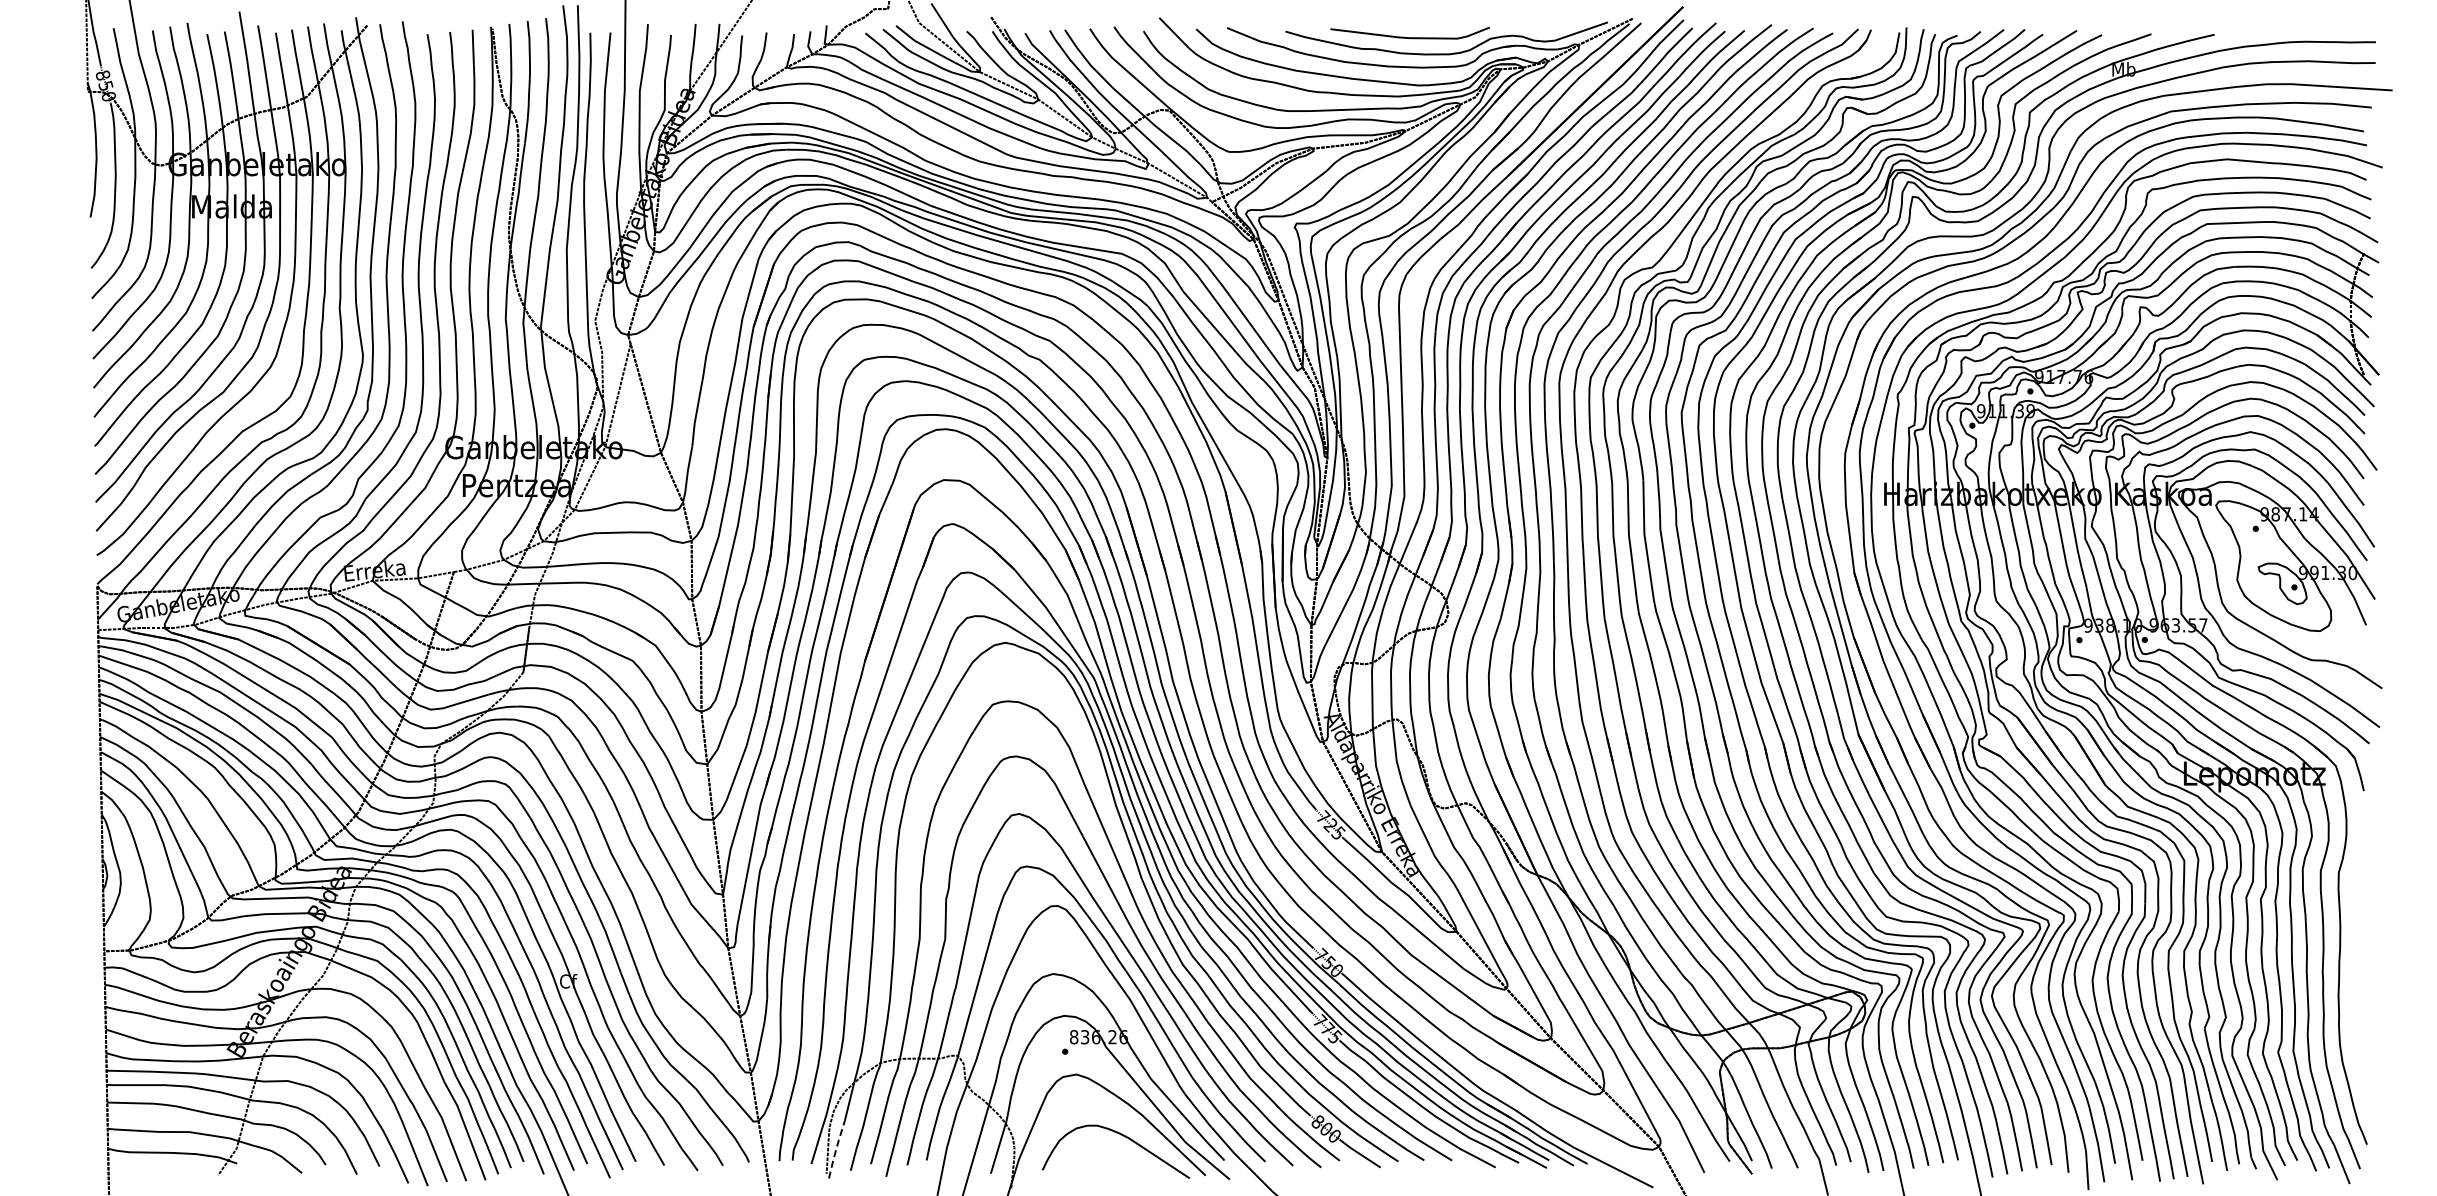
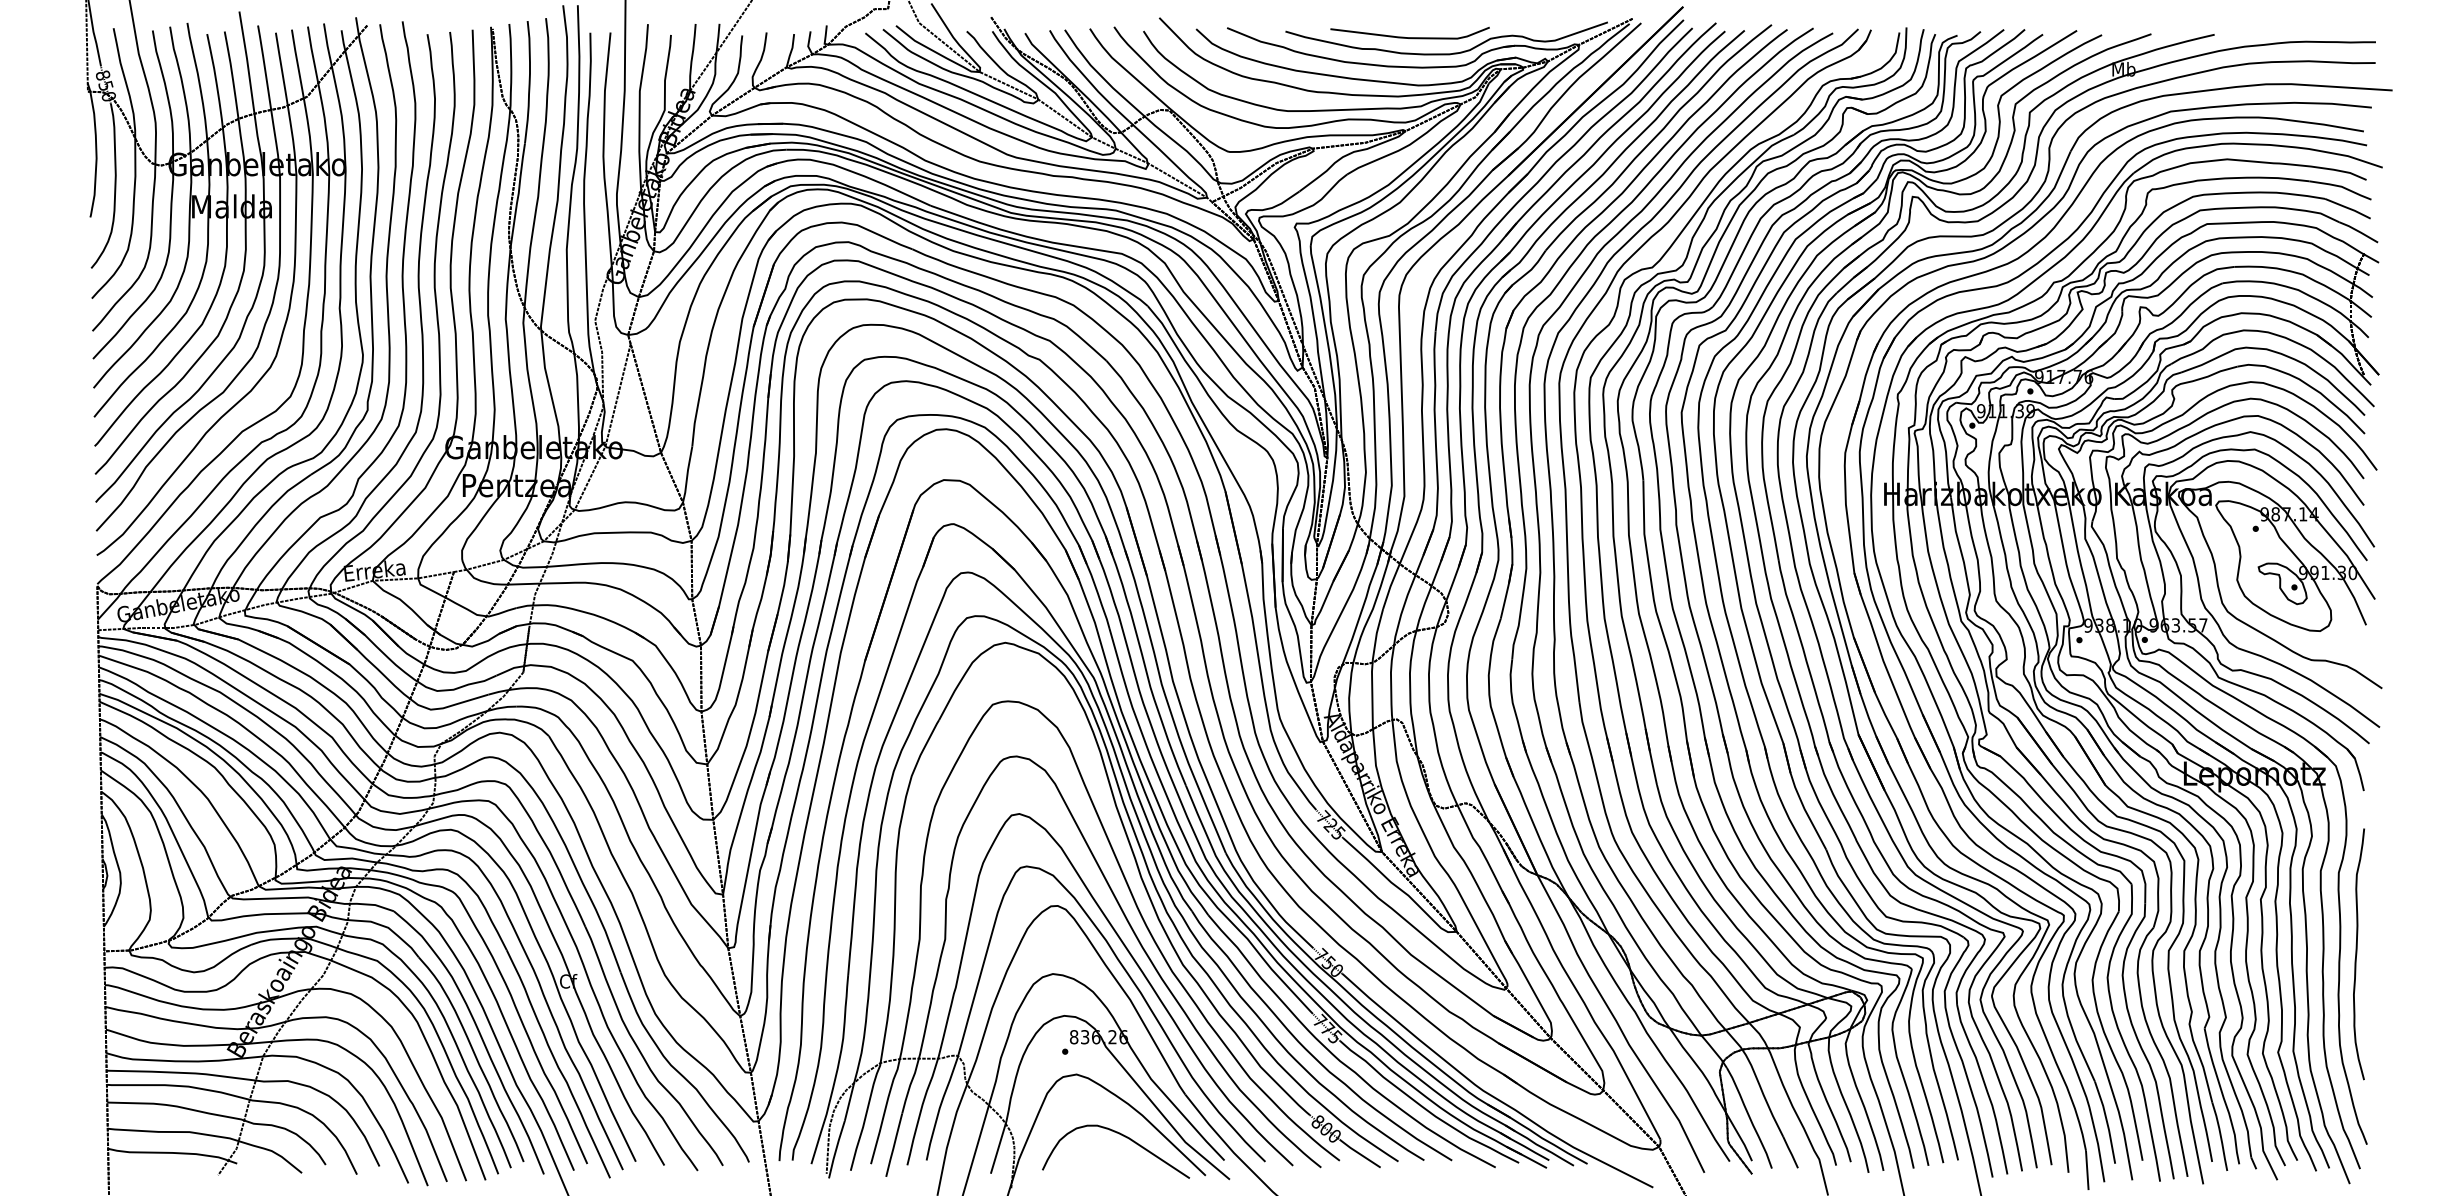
curve: none -> present (2357, 954)
line: dashed -> solid (836, 1148)
